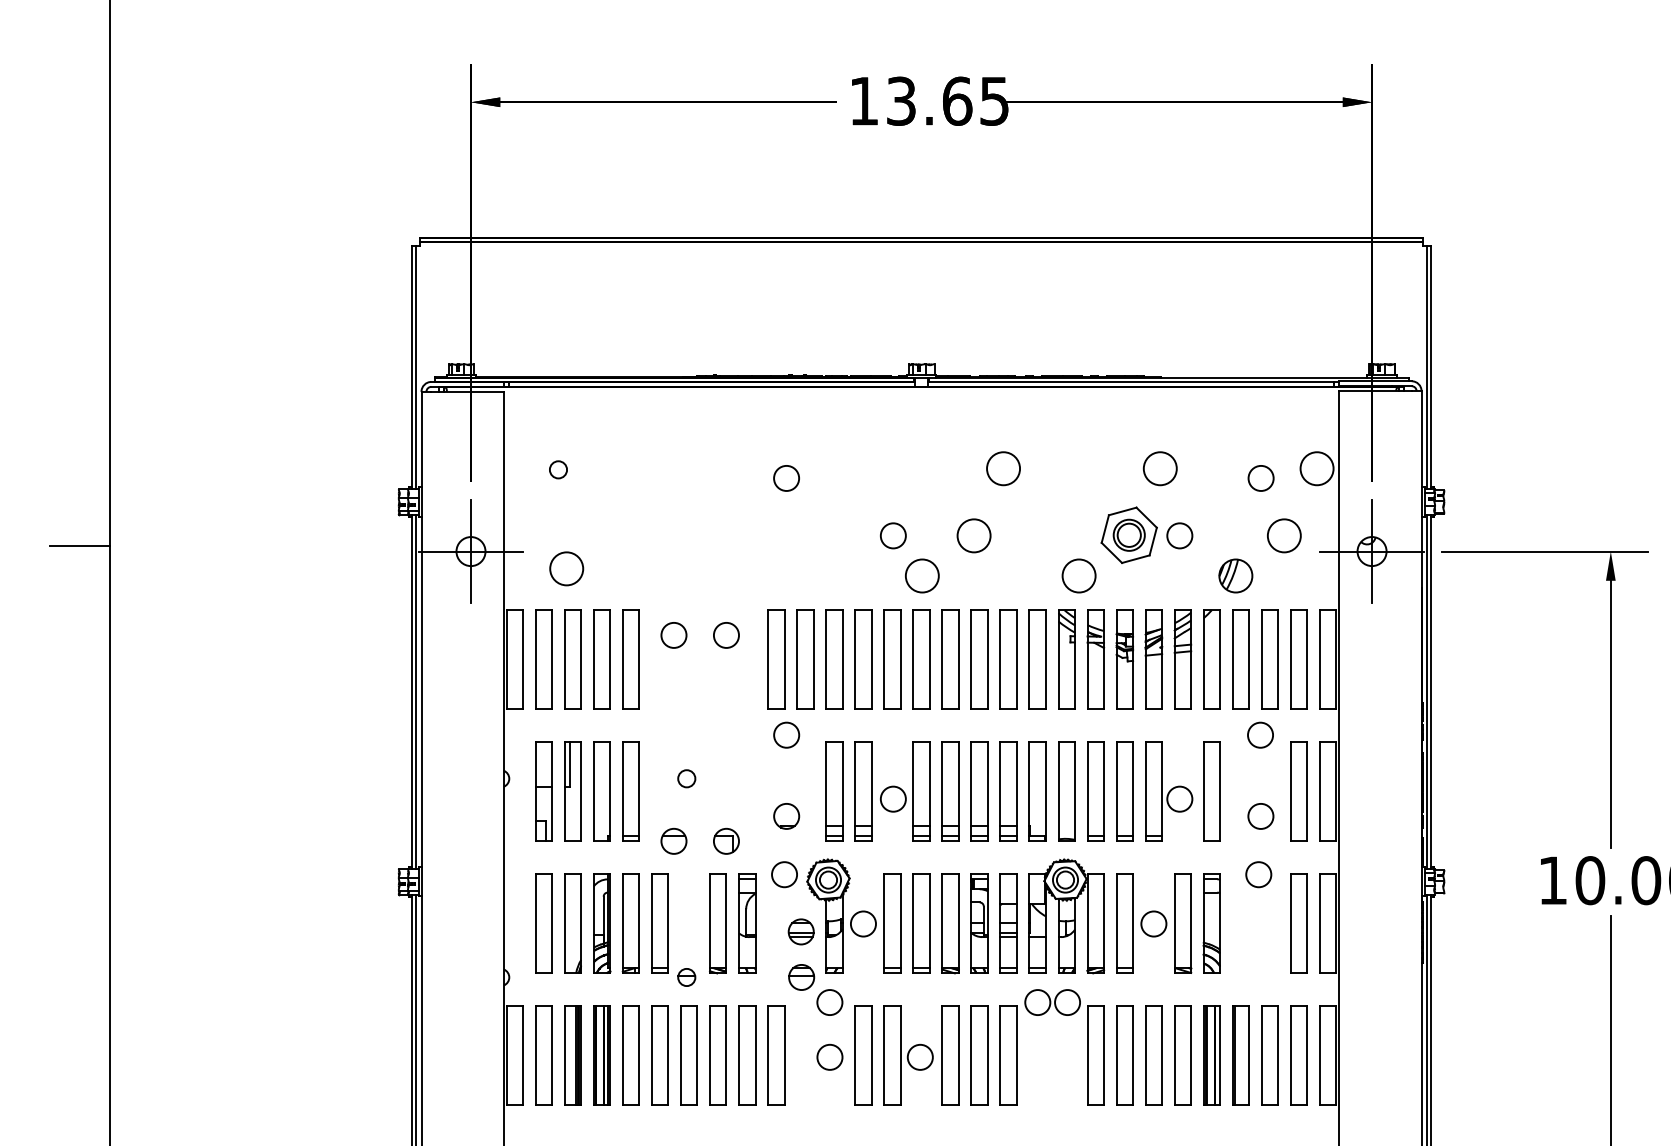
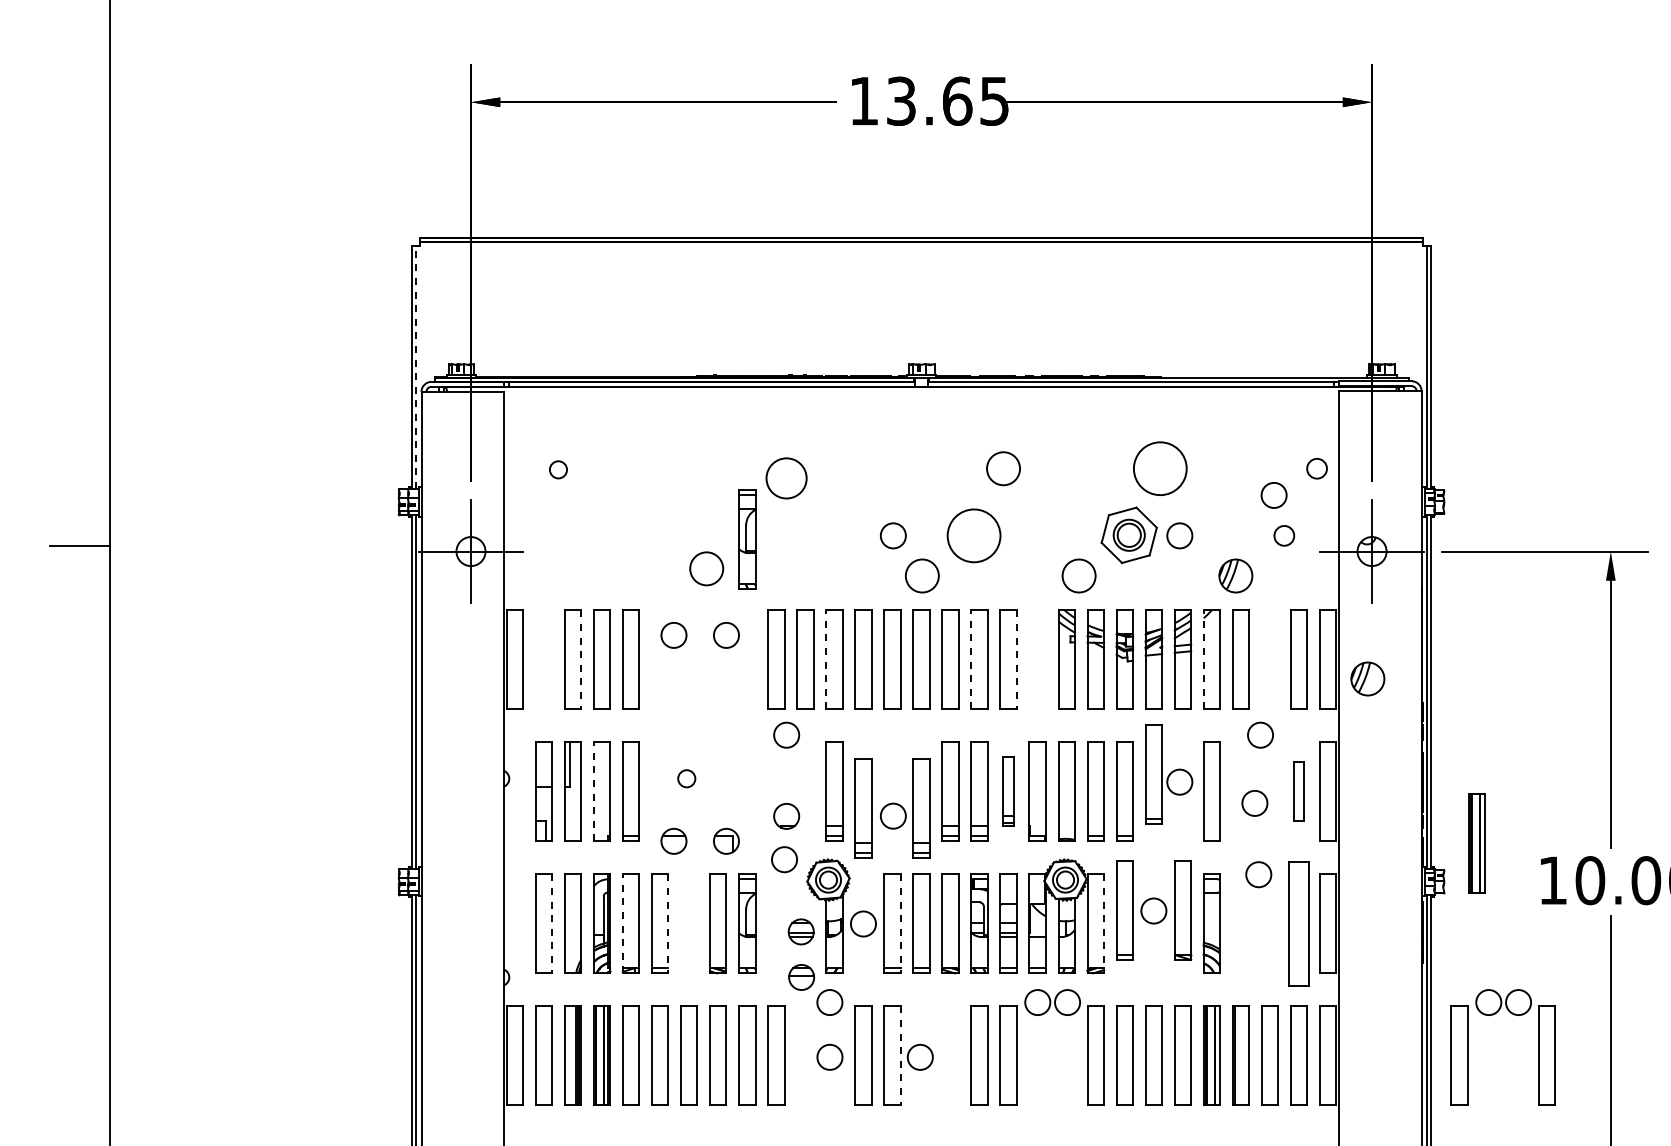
line: solid -> dashed (416, 367)
circle diameter: 33 px -> 53 px (1159, 468)
circle diameter: 33 px -> 20 px (1316, 468)
circle diameter: 25 px -> 40 px (786, 478)
circle position: (1260, 478) -> (1273, 495) (1273, 495)
circle diameter: 33 px -> 53 px (973, 535)
circle diameter: 33 px -> 20 px (1284, 535)
part: none -> present (747, 539)
circle position: (566, 568) -> (706, 568) (706, 568)
part: present -> none (543, 659)
line: solid -> dashed (581, 659)
line: solid -> dashed (826, 659)
line: solid -> dashed (971, 659)
line: solid -> dashed (1016, 659)
part: present -> none (1037, 659)
line: solid -> dashed (1203, 659)
part: present -> none (1269, 659)
part: none -> present (1367, 678)
line: solid -> dashed (593, 791)
part position: (892, 791) -> (892, 808) (892, 808)
part size: 19x101 px -> 13x71 px (1008, 791)
part position: (1169, 791) -> (1169, 774) (1169, 774)
part size: 18x101 px -> 12x61 px (1298, 791)
circle position: (1260, 816) -> (1254, 803) (1254, 803)
part: none -> present (1476, 843)
circle position: (784, 874) -> (784, 859) (784, 859)
line: solid -> dashed (552, 923)
line: solid -> dashed (622, 923)
line: solid -> dashed (668, 923)
line: solid -> dashed (900, 923)
line: solid -> dashed (1104, 923)
part position: (1154, 923) -> (1154, 910) (1154, 910)
part size: 18x101 px -> 22x126 px (1298, 923)
part: present -> none (686, 977)
part: none -> present (1493, 1015)
line: solid -> dashed (900, 1055)
part: present -> none (950, 1055)
